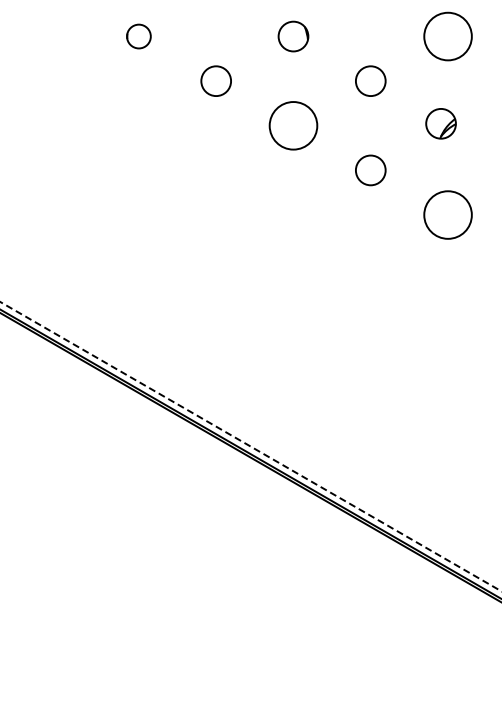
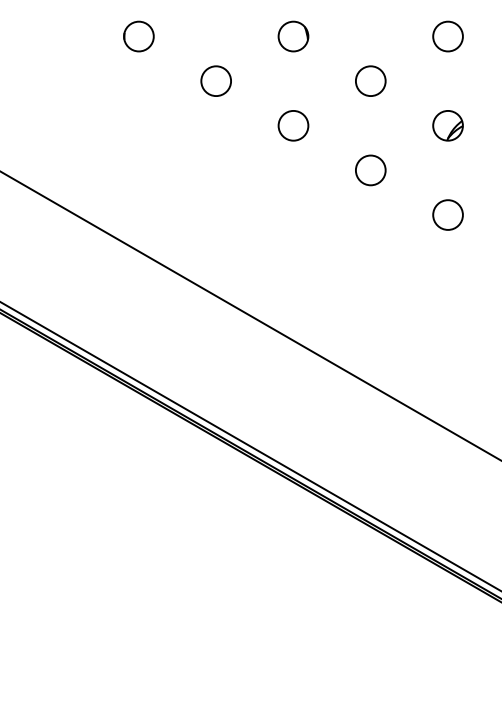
part size: 26x27 px -> 32x33 px (138, 36)
circle diameter: 48 px -> 30 px (447, 36)
part position: (440, 123) -> (447, 125) (447, 125)
circle diameter: 48 px -> 30 px (293, 125)
circle diameter: 48 px -> 30 px (447, 214)
line: none -> present (250, 315)
line: dashed -> solid (250, 446)
